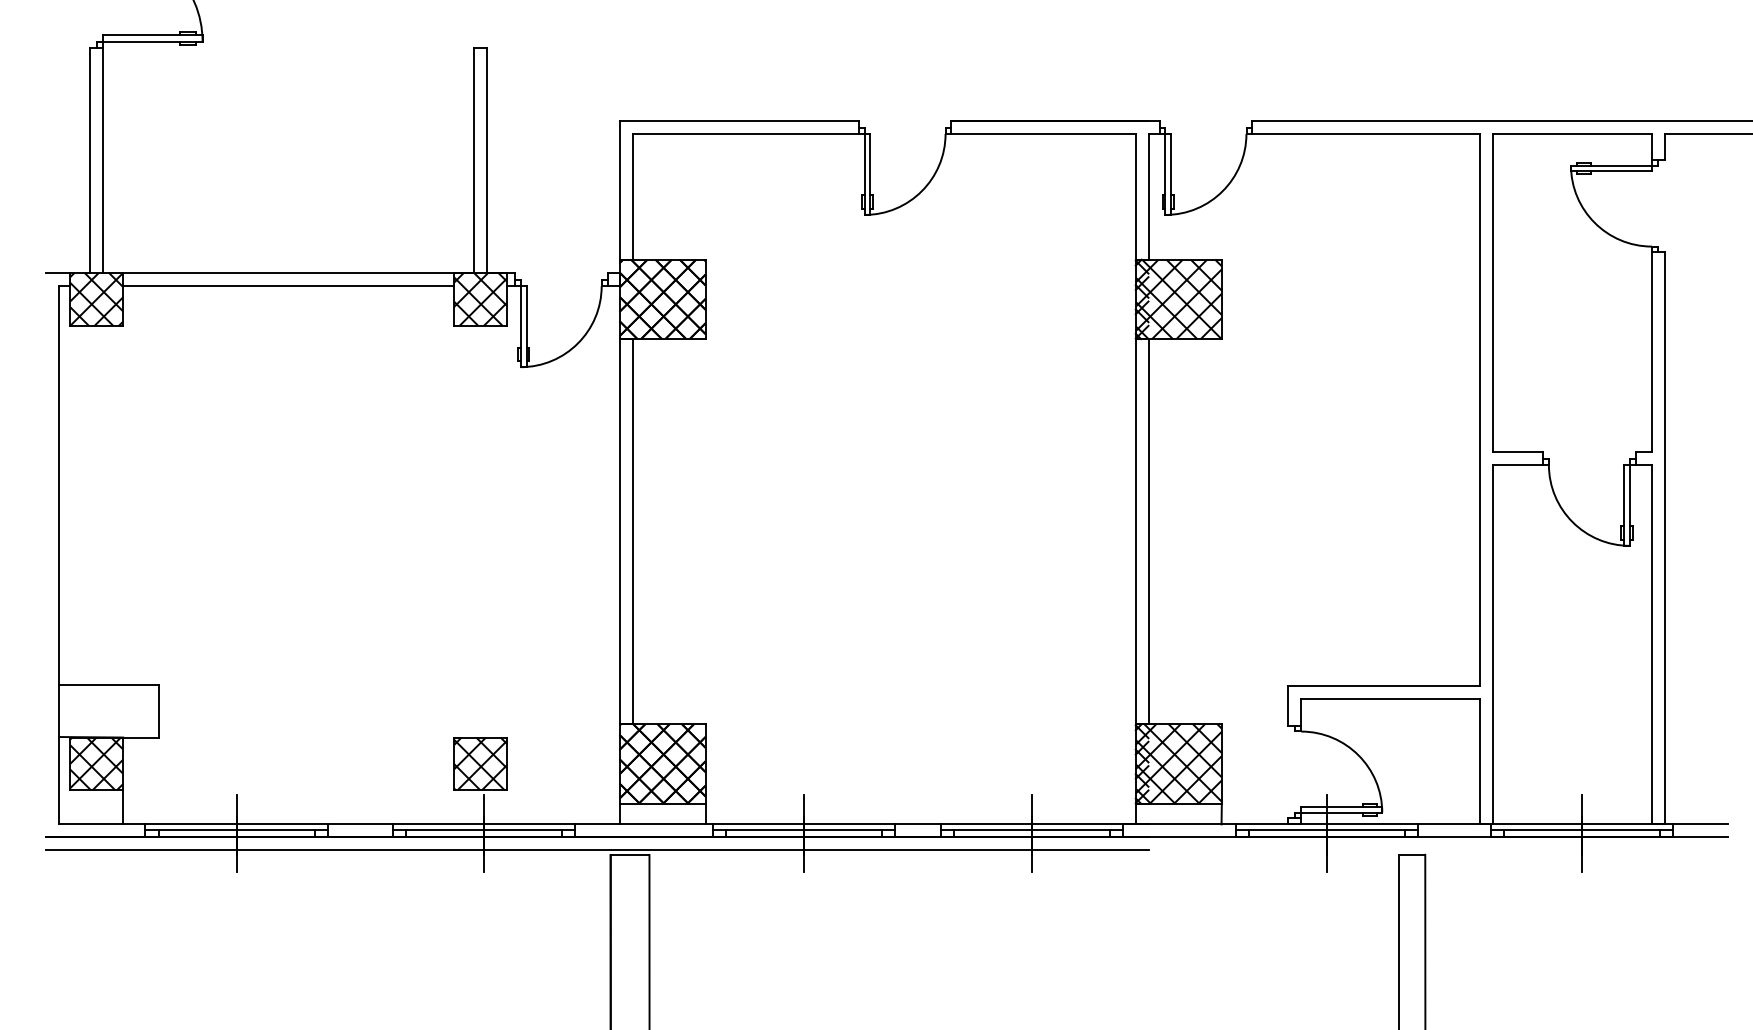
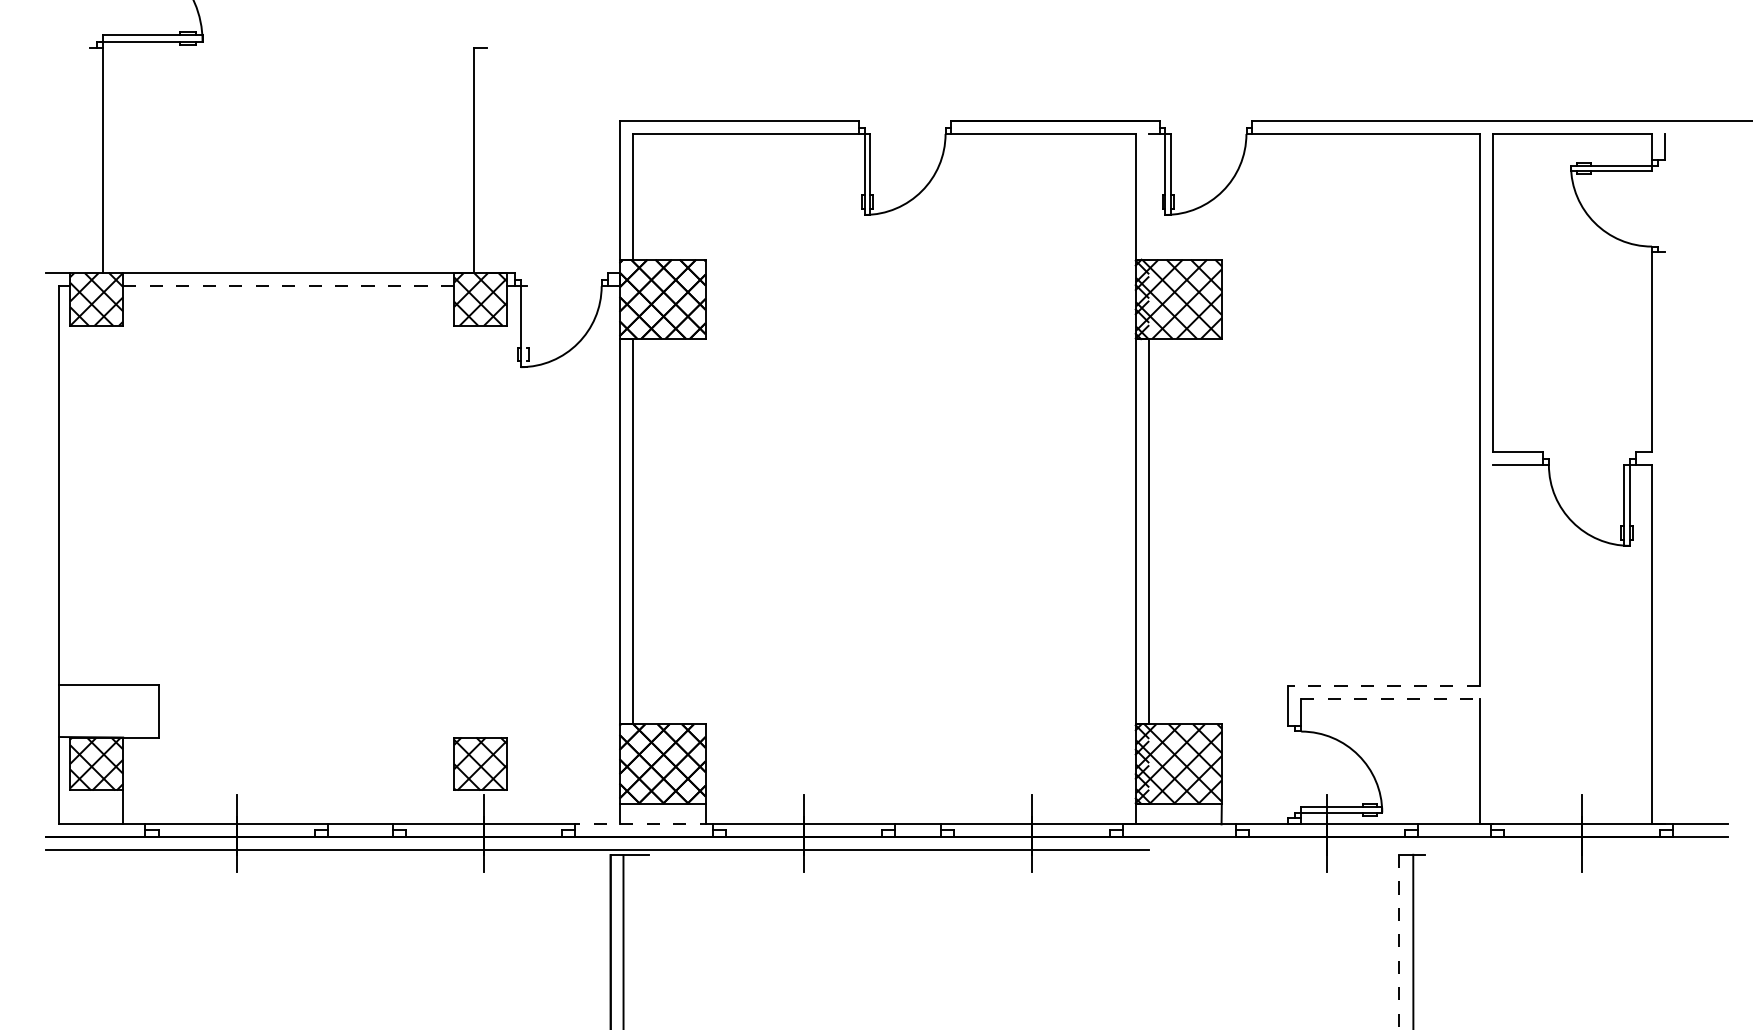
line: present -> none (1707, 133)
line: present -> none (90, 160)
line: present -> none (487, 160)
line: present -> none (1149, 196)
line: solid -> dashed (289, 286)
line: present -> none (526, 326)
line: present -> none (1665, 537)
line: present -> none (1493, 643)
line: solid -> dashed (1383, 685)
line: solid -> dashed (1391, 698)
line: solid -> dashed (644, 823)
line: present -> none (236, 830)
line: present -> none (484, 830)
line: present -> none (803, 830)
line: present -> none (1031, 830)
line: present -> none (1327, 830)
line: present -> none (1581, 830)
line position: (649, 940) -> (623, 940) (623, 940)
line position: (1425, 940) -> (1413, 940) (1413, 940)
line: solid -> dashed (1399, 942)
